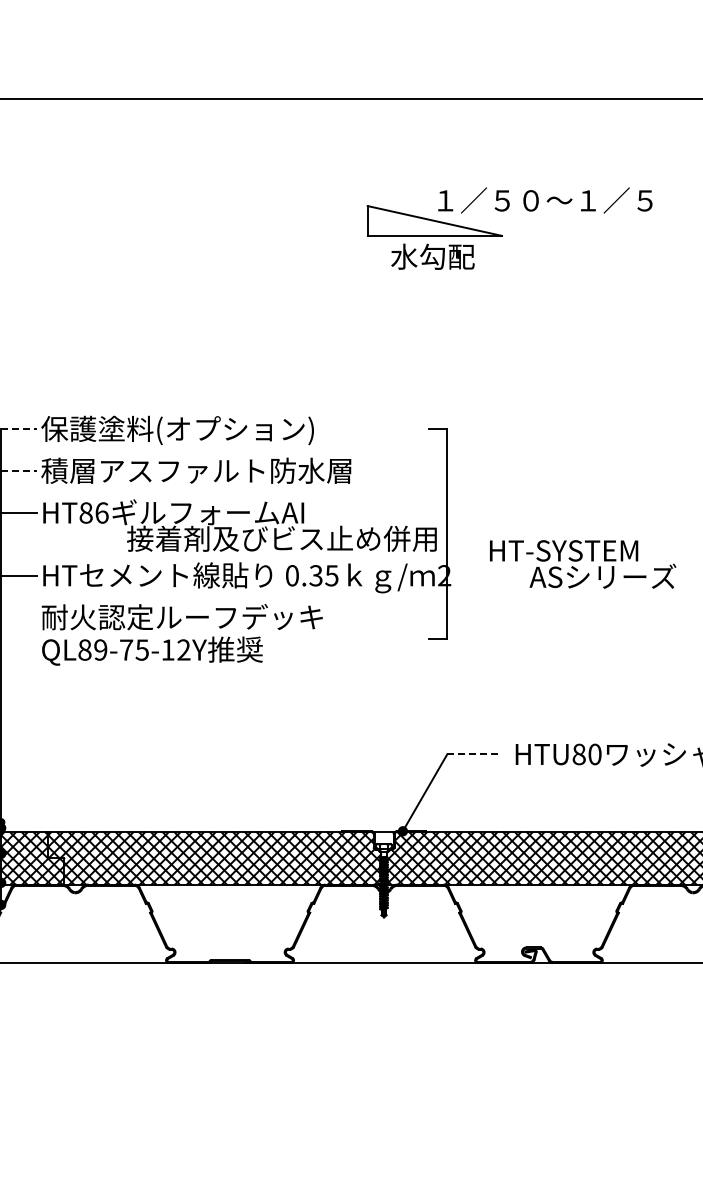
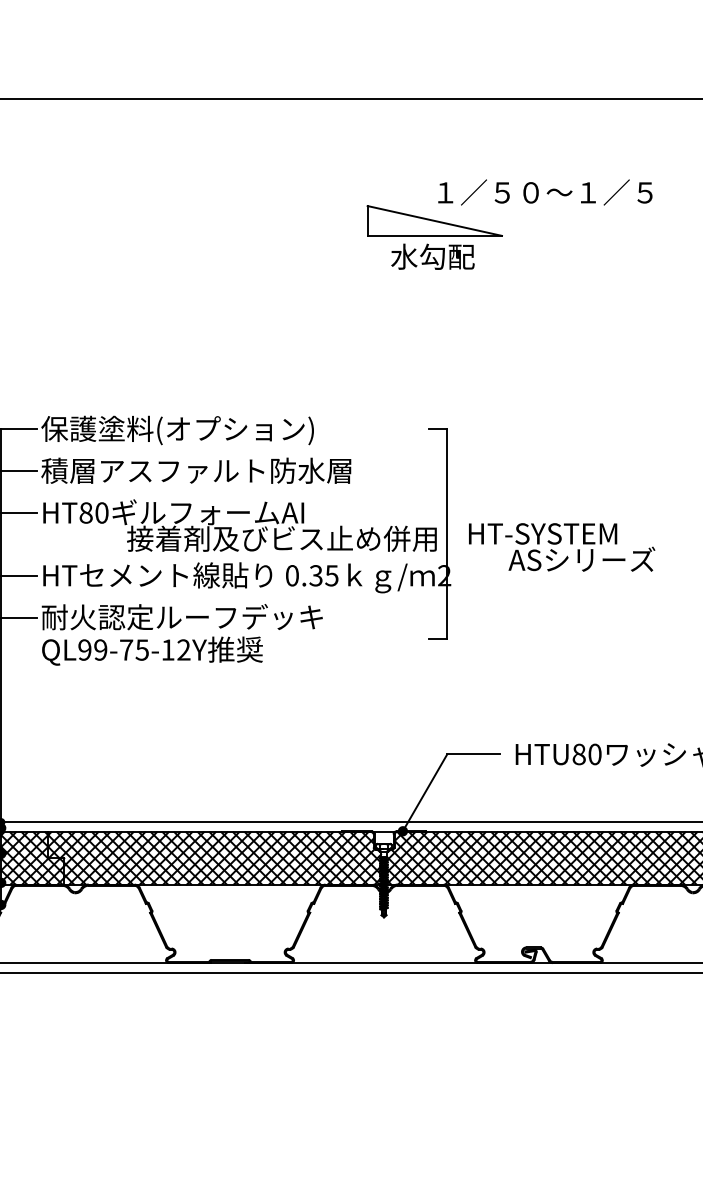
text position: (545, 200) -> (545, 192) (545, 192)
line: dashed -> solid (19, 429)
line: dashed -> solid (19, 471)
text: HT86 -> HT80 (101, 512)
text position: (583, 564) -> (562, 547) (562, 547)
line: none -> present (19, 617)
text: QL89-75-12Y -> QL99-75-12Y (84, 649)
line: dashed -> solid (474, 754)
line: none -> present (350, 821)
line: none -> present (350, 972)
